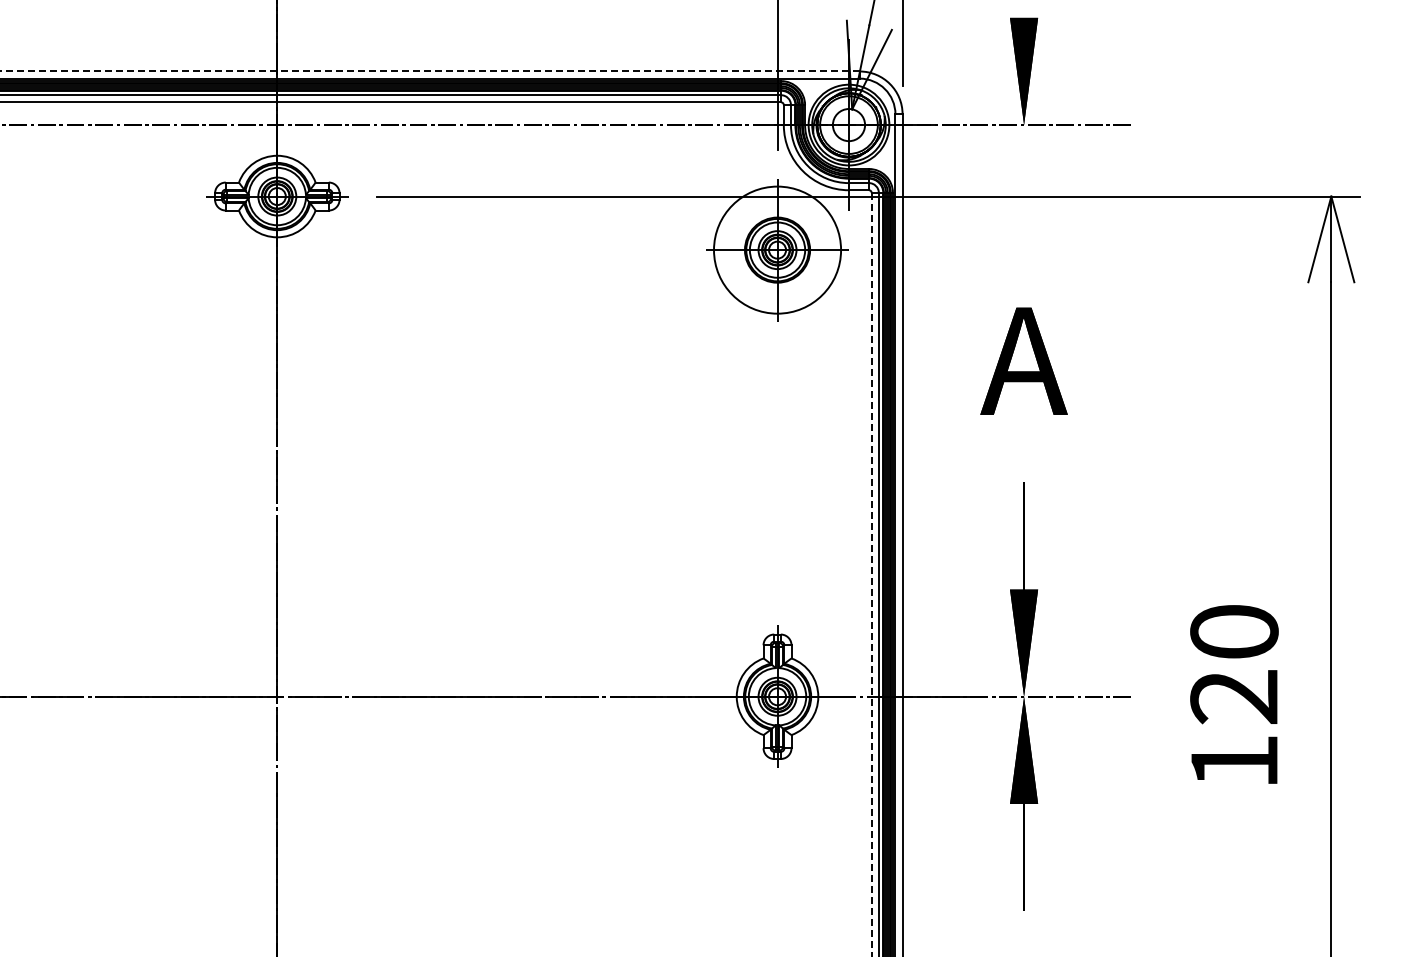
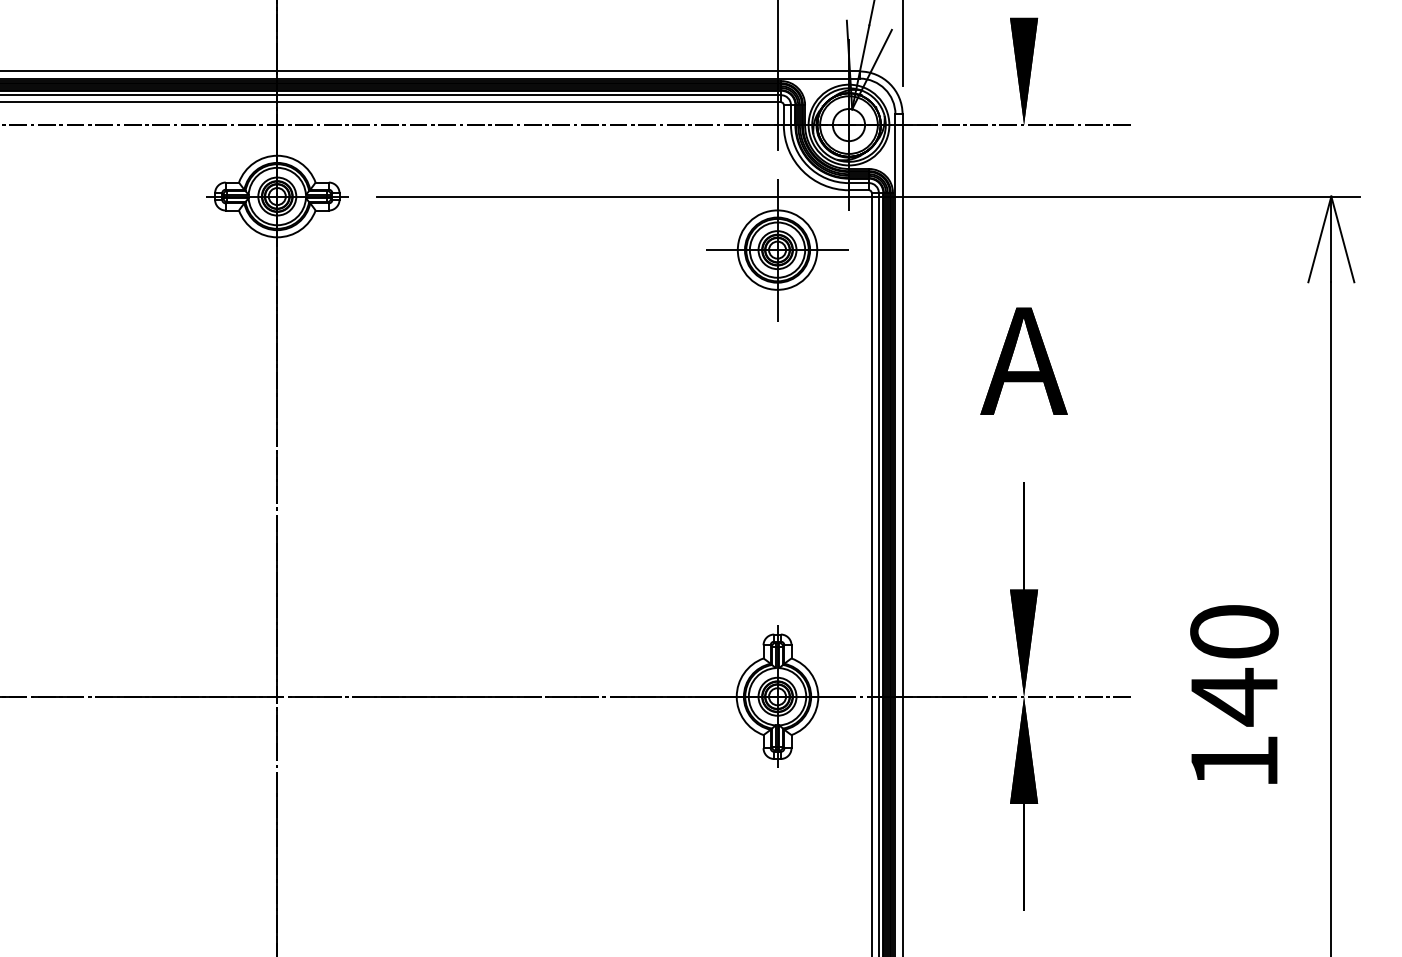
line: dashed -> solid (429, 71)
circle diameter: 127 px -> 79 px (777, 249)
line: dashed -> solid (871, 574)
text: 120 -> 140 (1233, 697)
